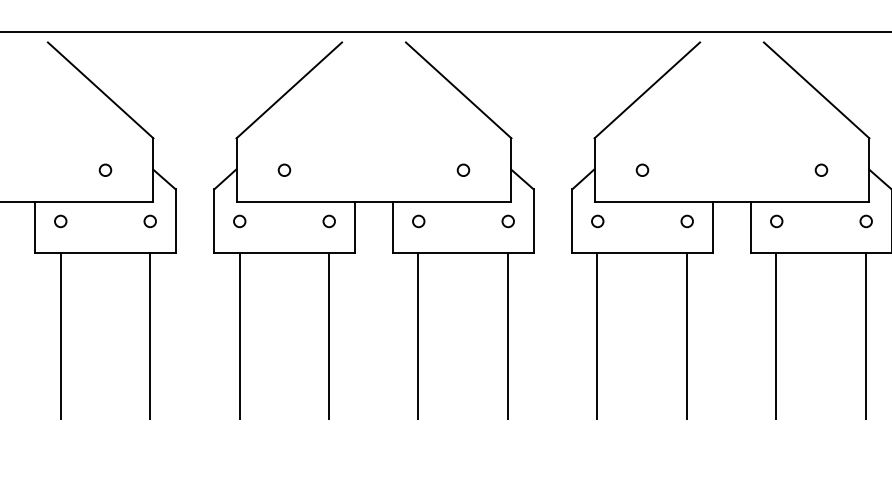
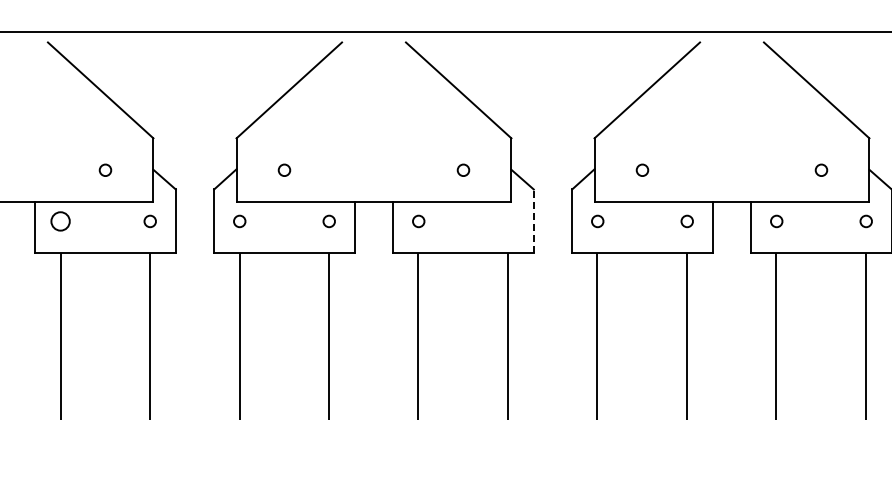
circle size: 14x15 px -> 21x21 px (60, 221)
circle: present -> none (507, 221)
line: solid -> dashed (533, 221)
